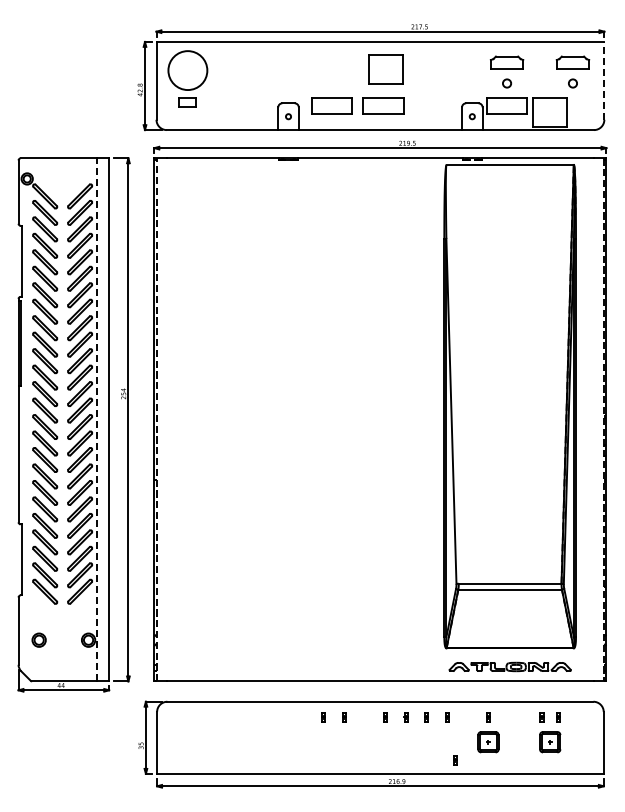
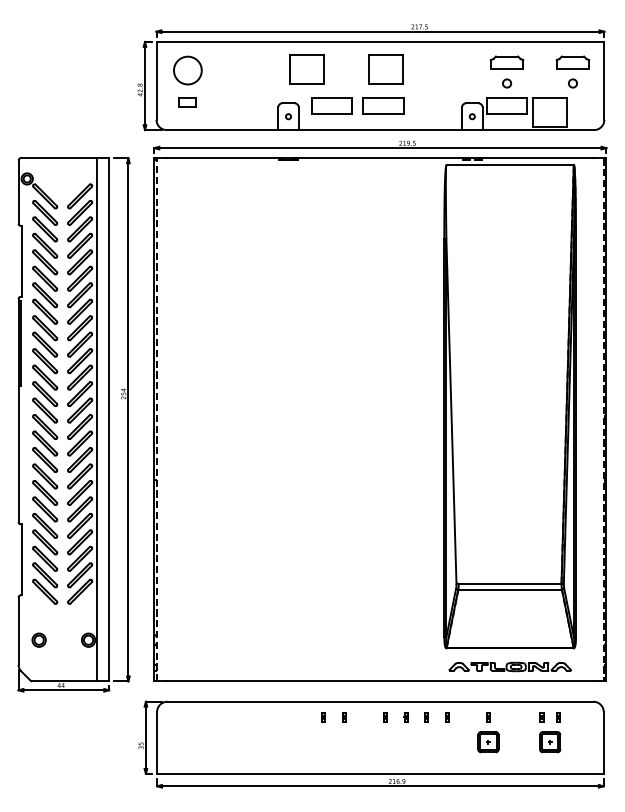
part: none -> present (306, 69)
circle diameter: 39 px -> 28 px (187, 70)
line: dashed -> solid (604, 80)
line: dashed -> solid (96, 419)
part: present -> none (455, 760)
